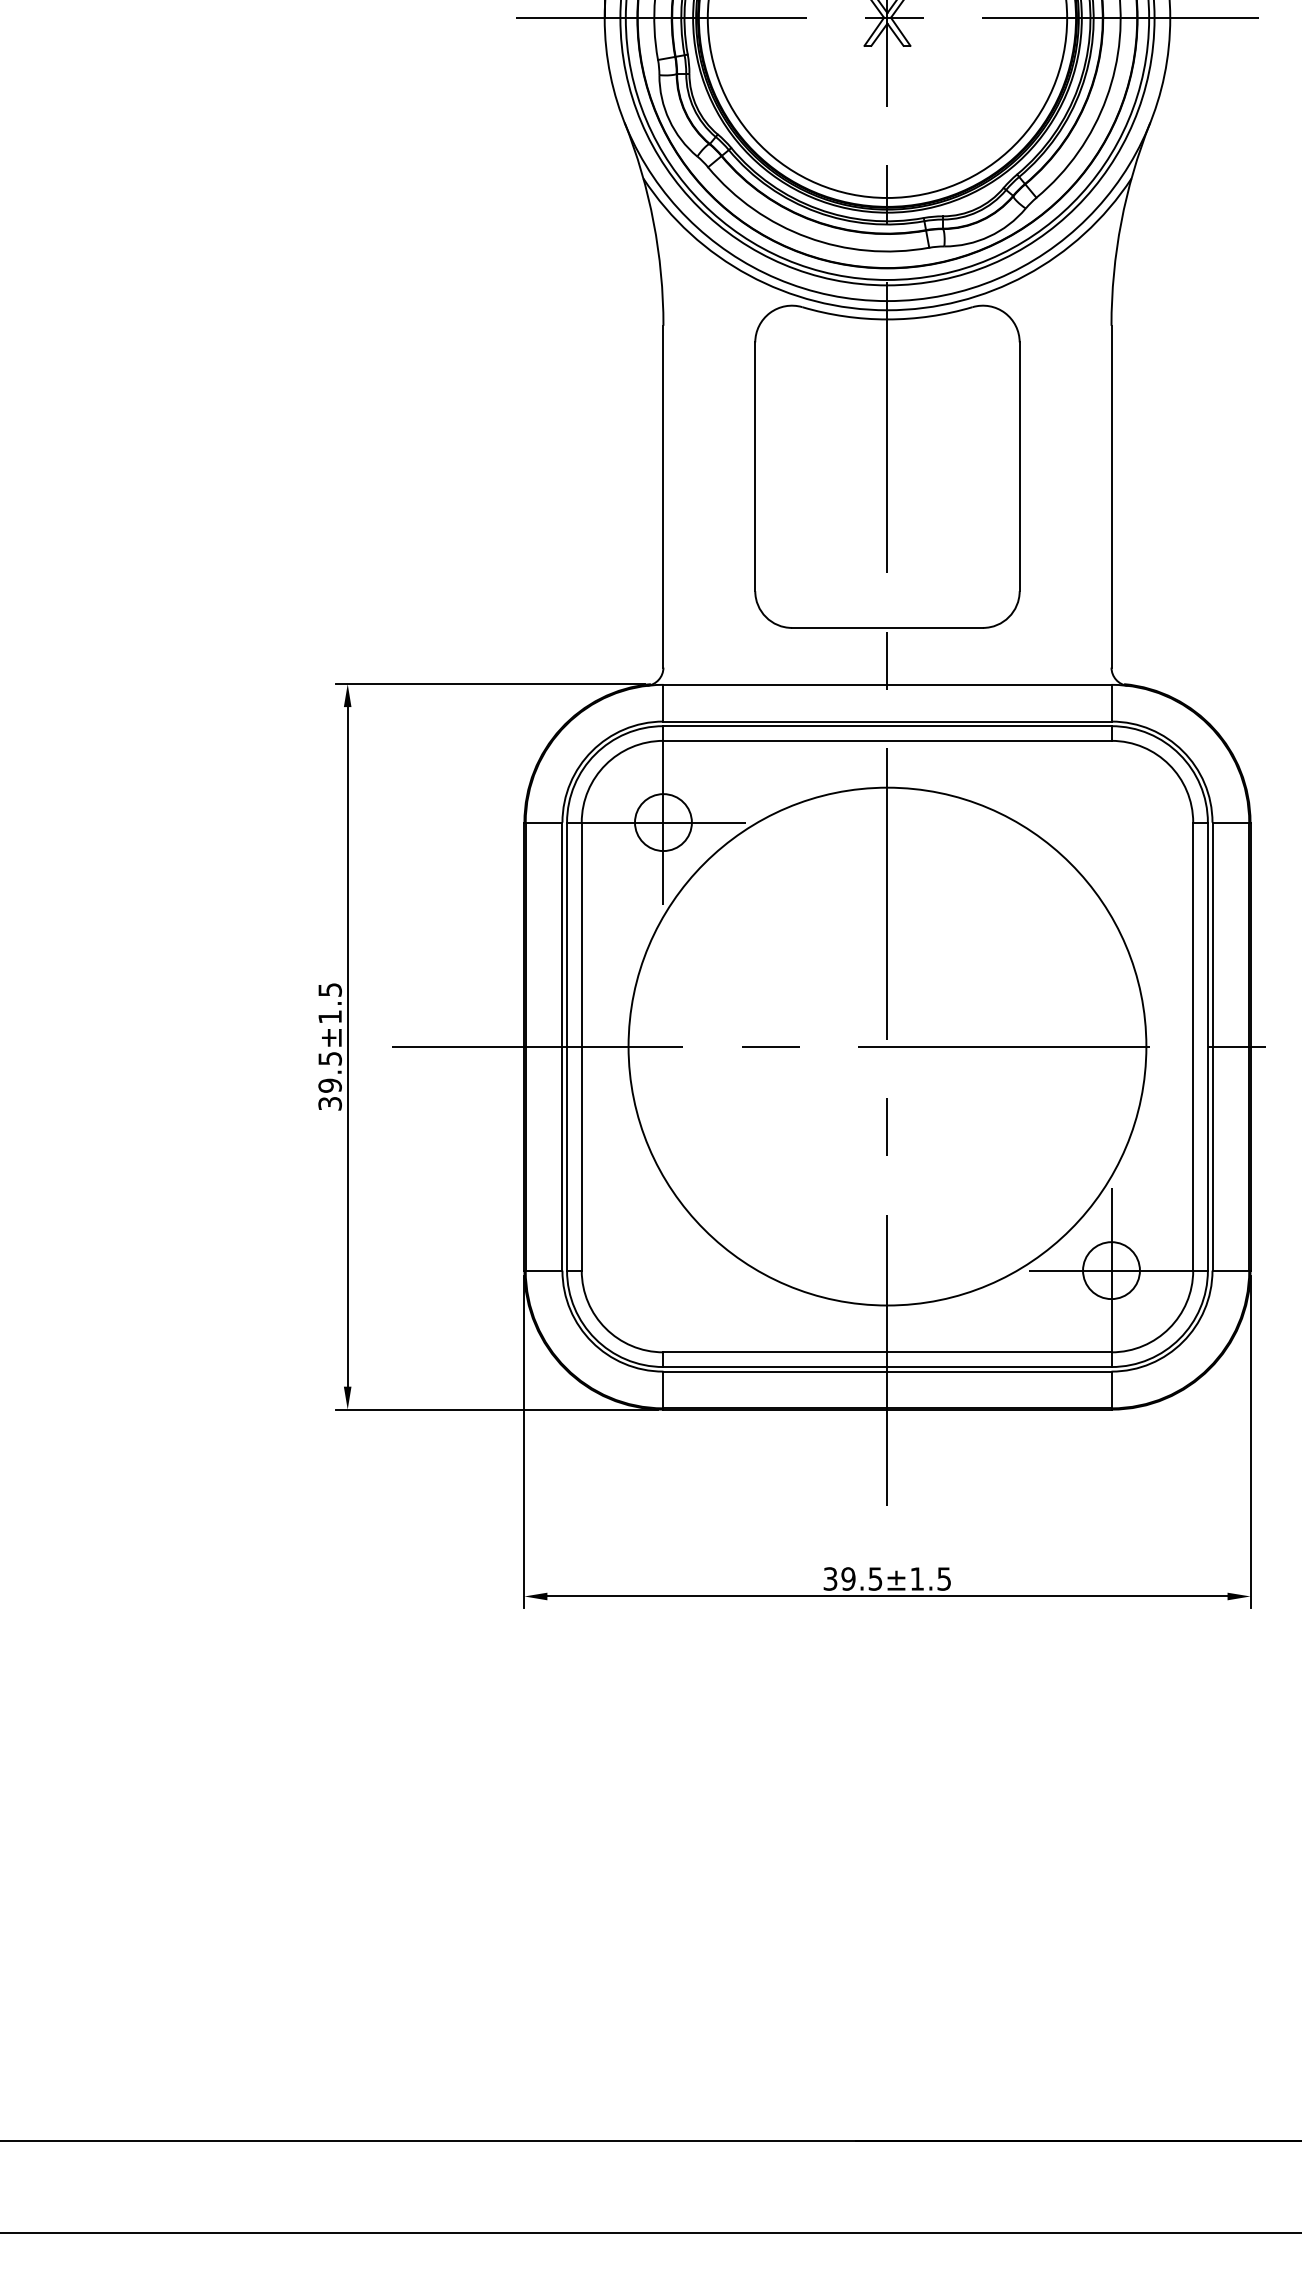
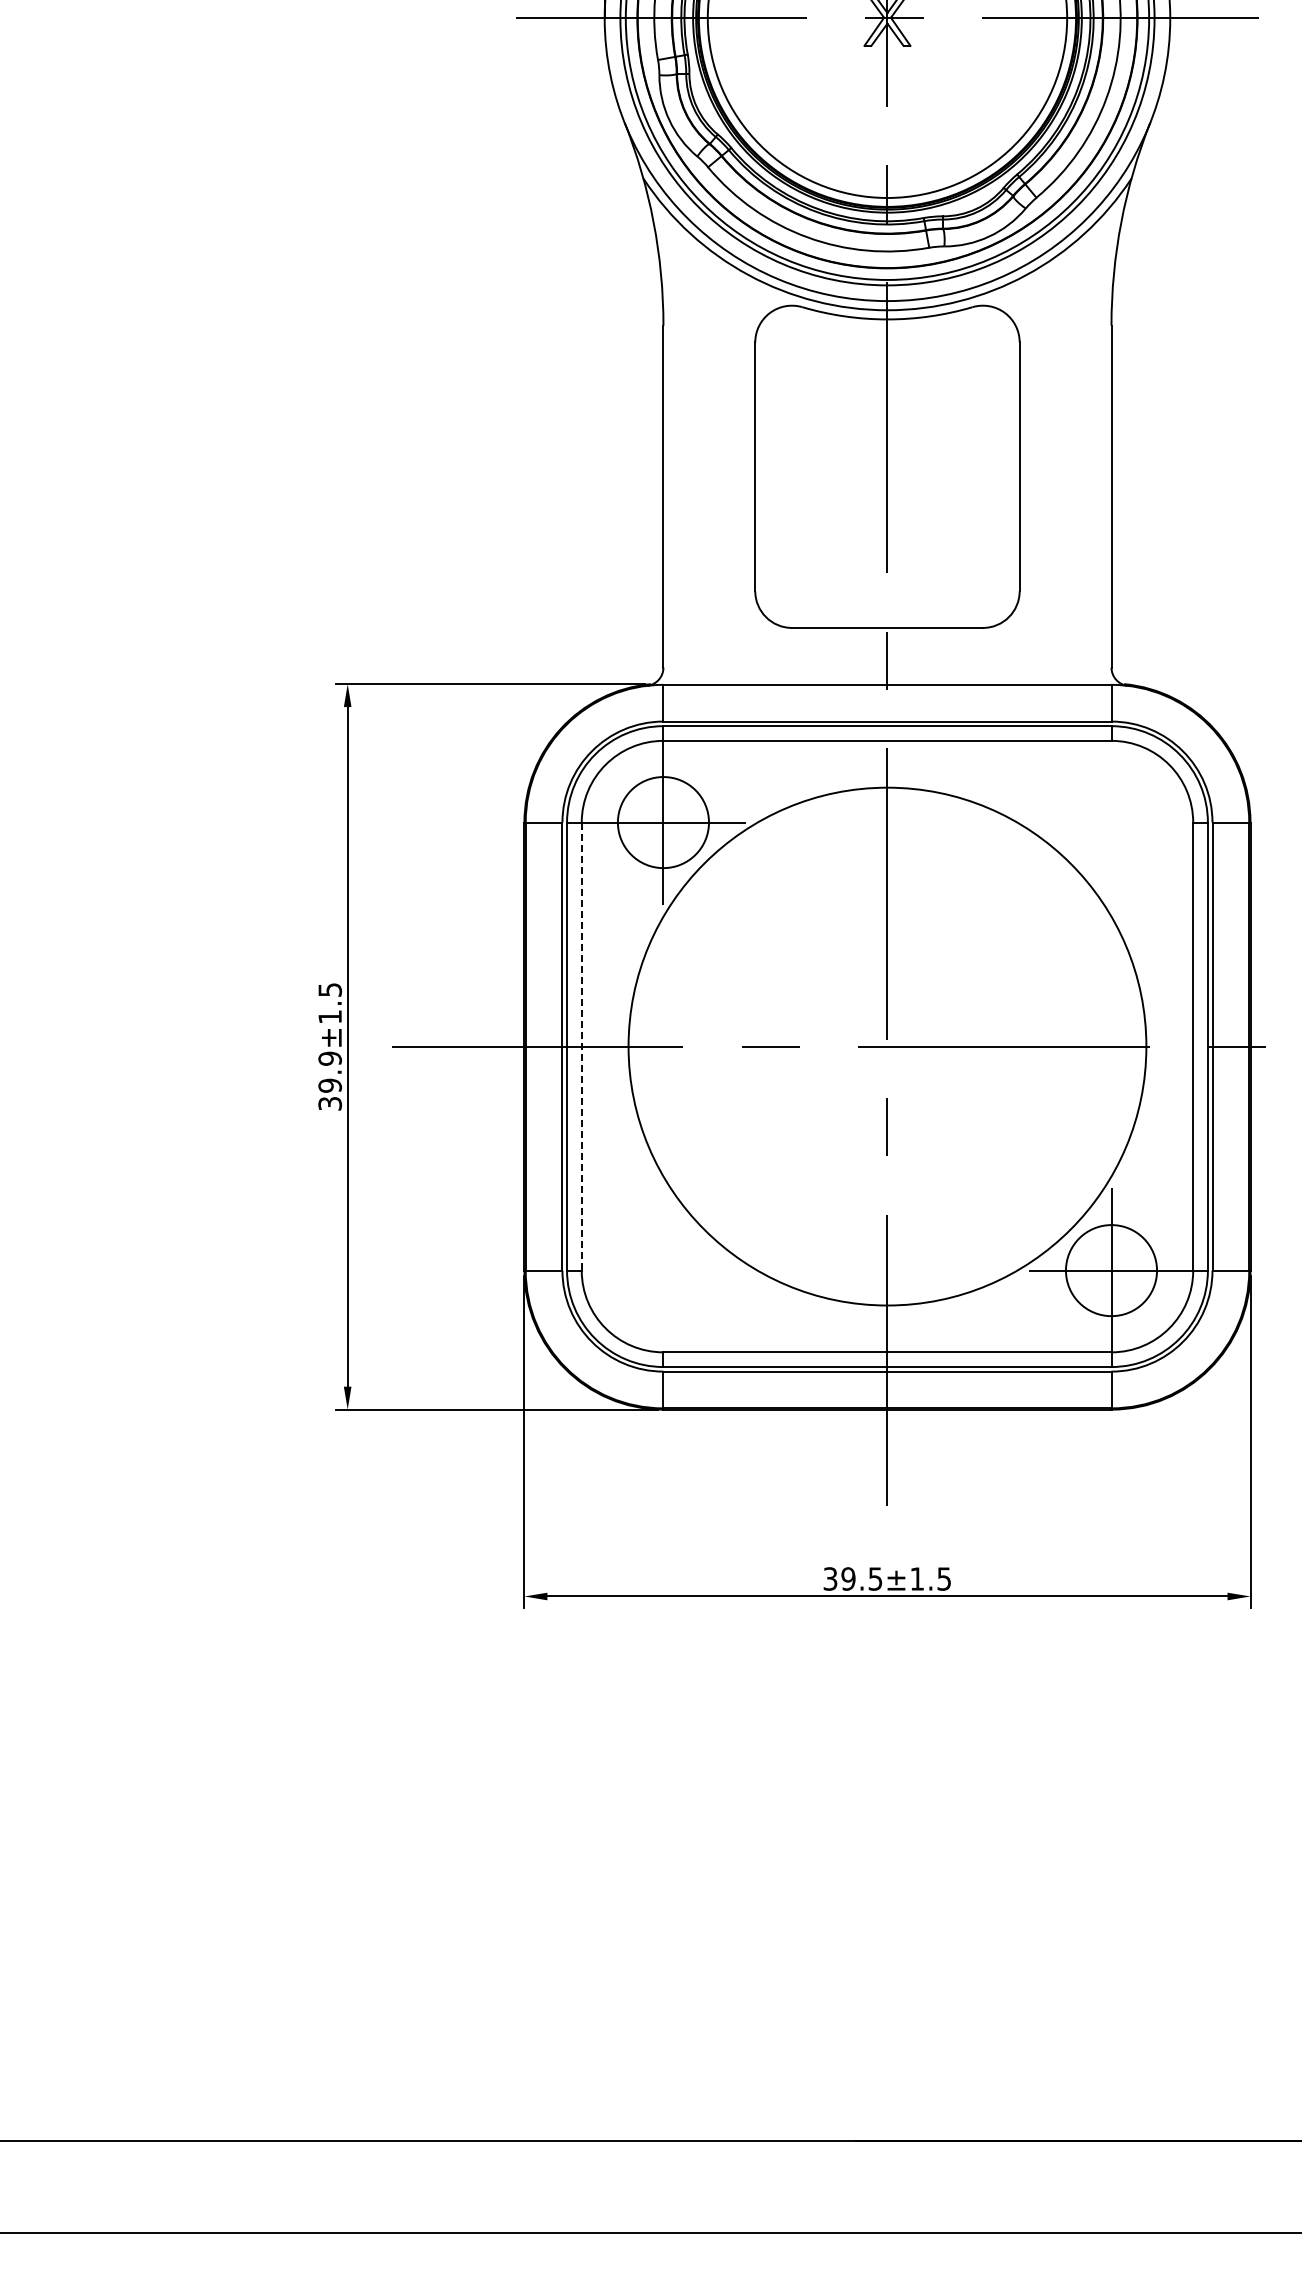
circle diameter: 57 px -> 91 px (662, 822)
line: solid -> dashed (581, 1047)
text: 39.5±1.5 -> 39.9±1.5 (329, 1058)
circle diameter: 57 px -> 91 px (1111, 1270)
